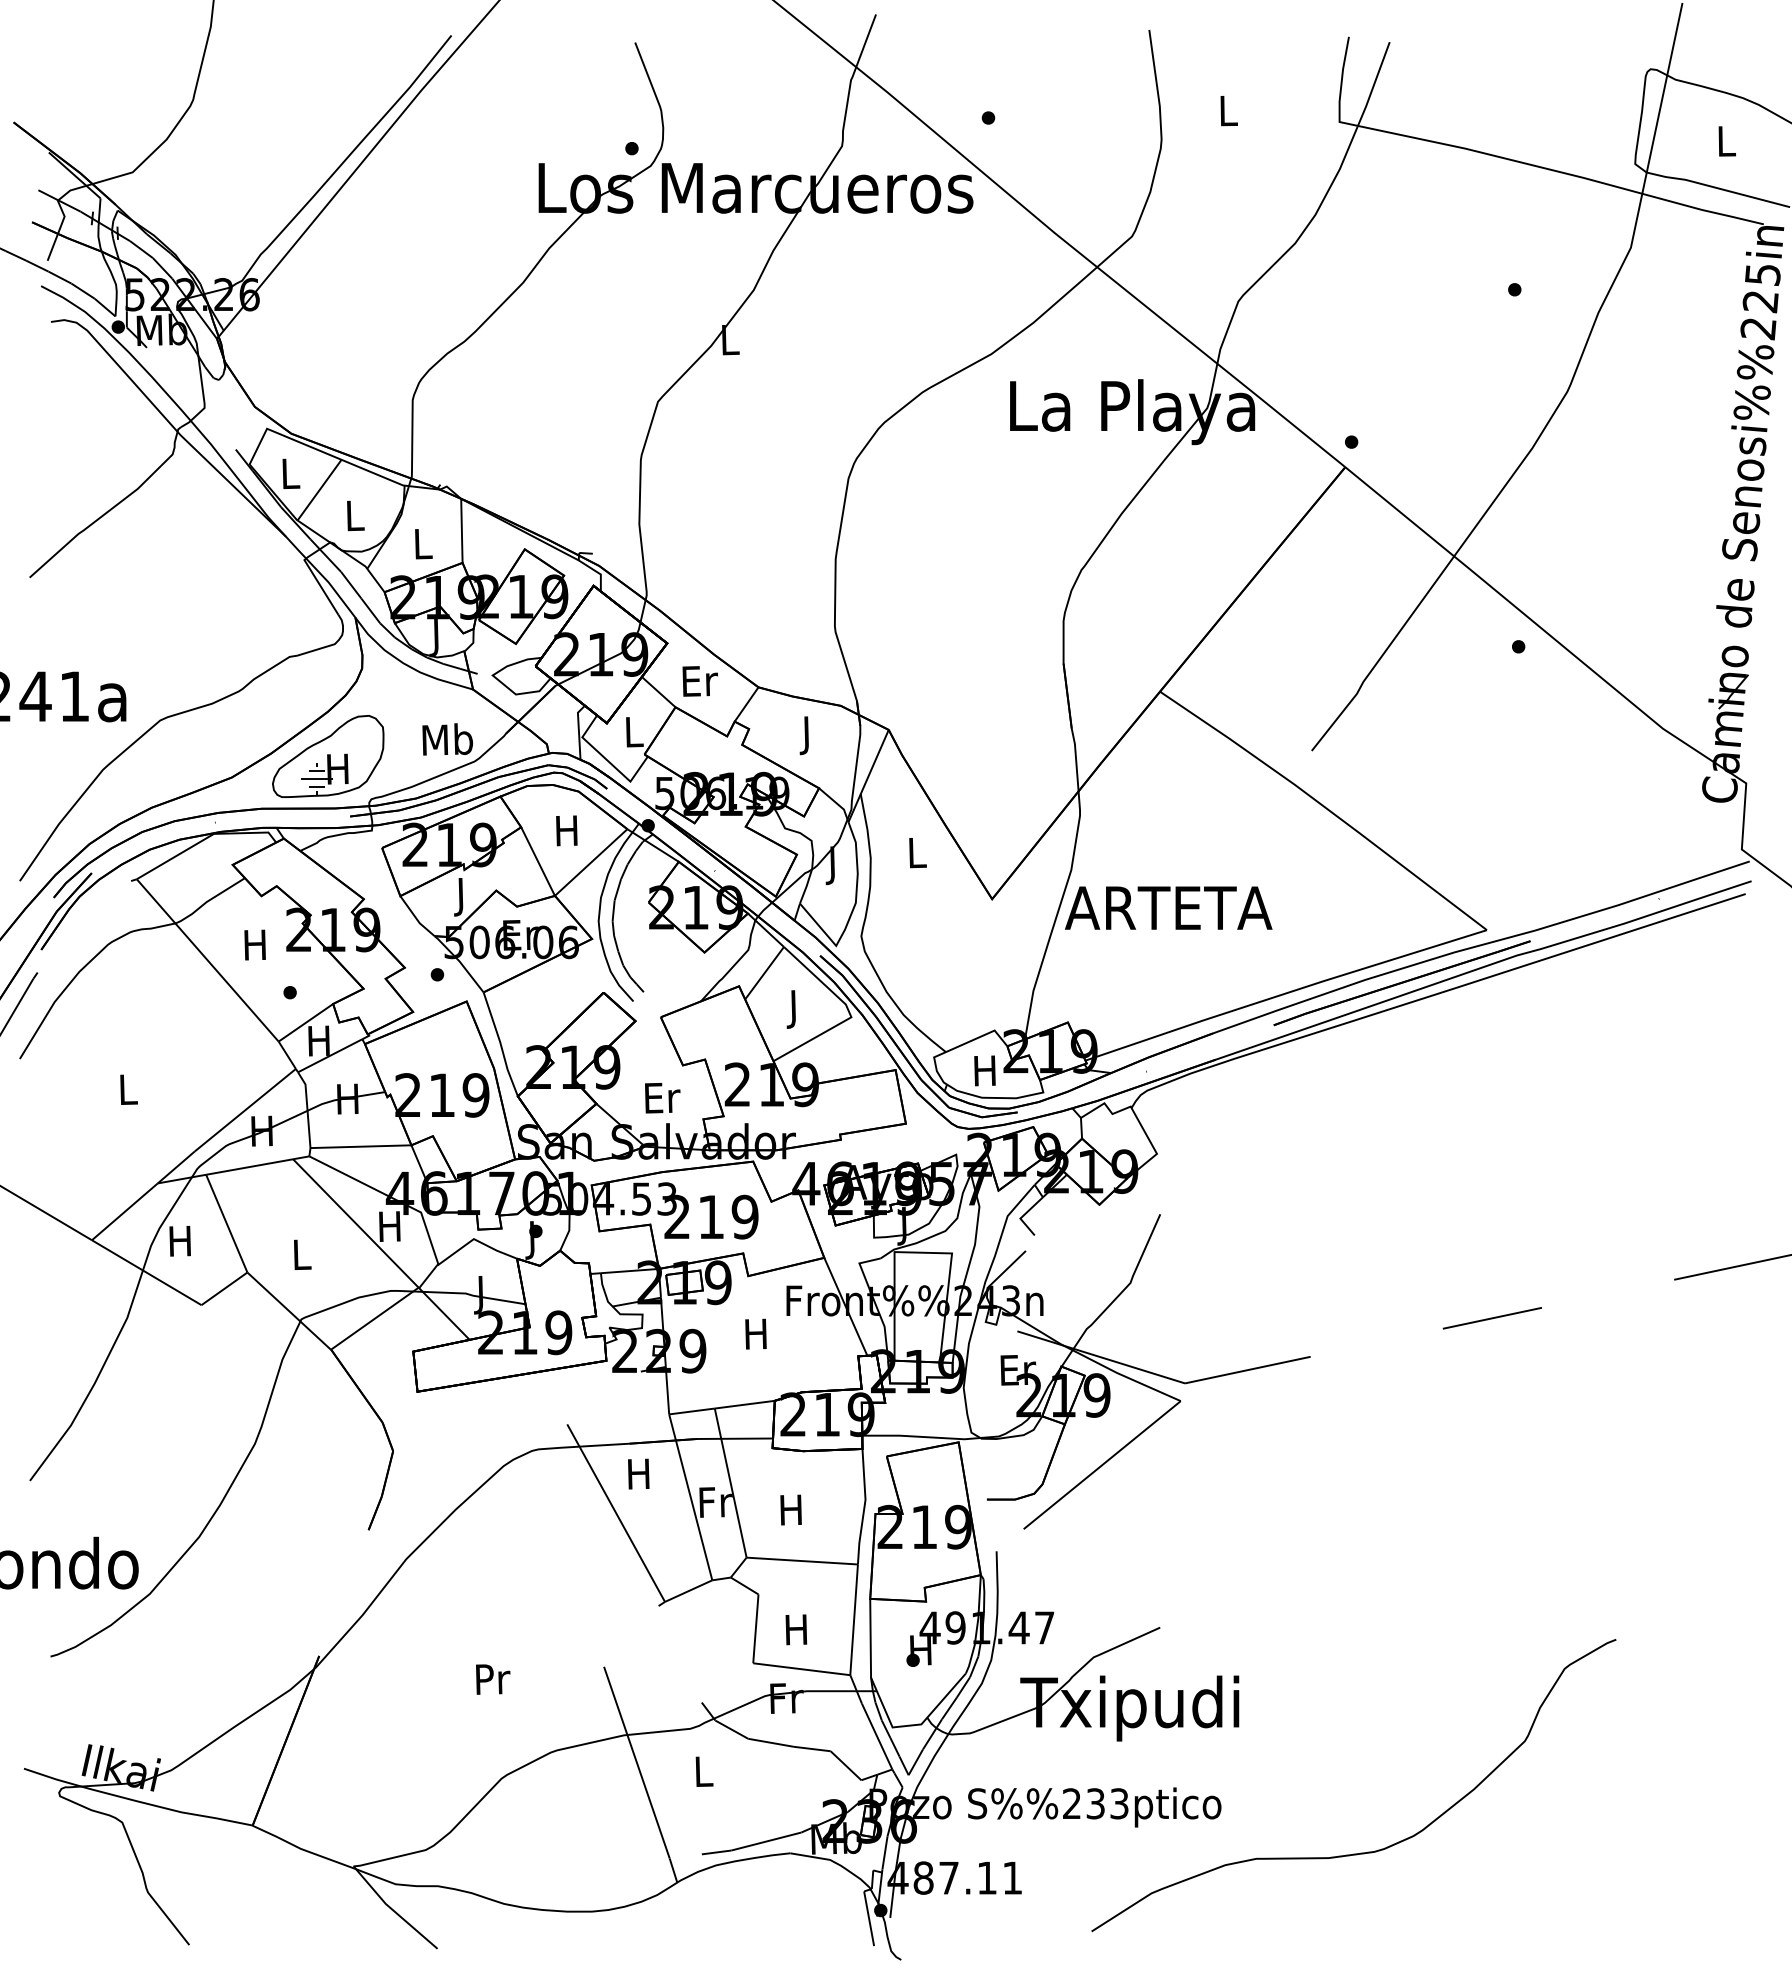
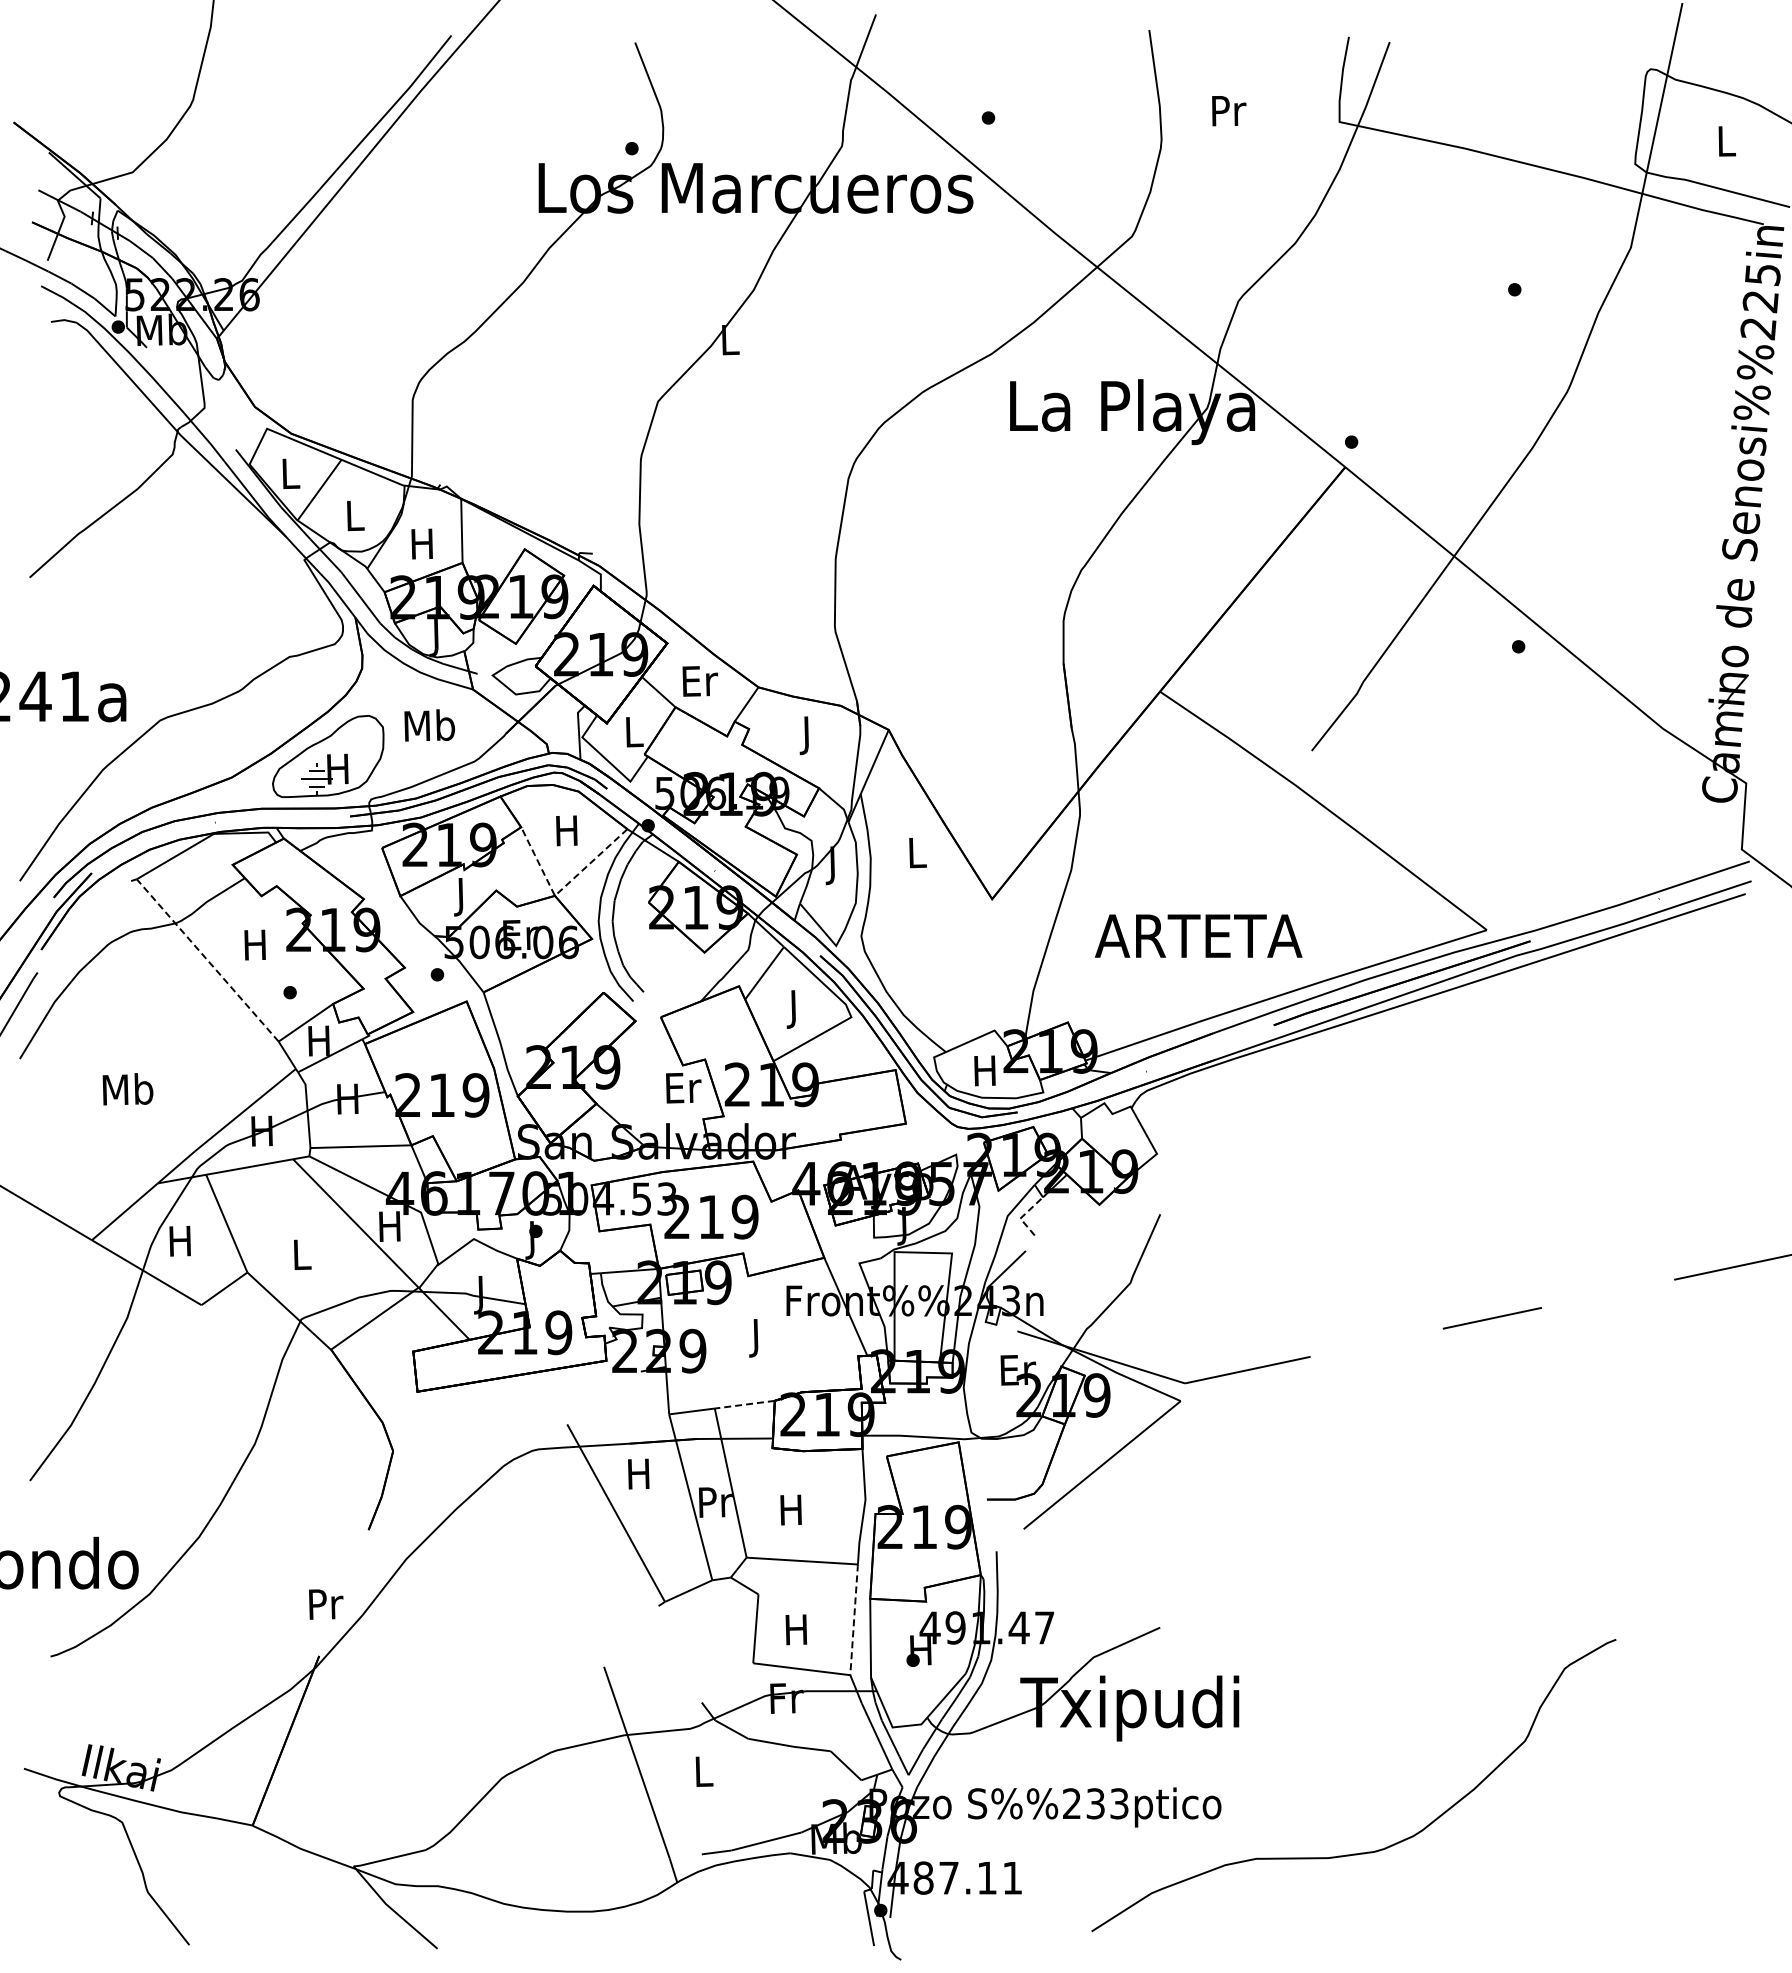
text: L -> Pr (1229, 110)
text: L -> H (421, 543)
text position: (447, 739) -> (429, 725) (429, 725)
line: solid -> dashed (562, 889)
text position: (1168, 907) -> (1198, 935) (1198, 935)
line: solid -> dashed (207, 960)
text: L -> Mb (127, 1089)
text position: (662, 1098) -> (683, 1088) (683, 1088)
line: solid -> dashed (1023, 1215)
text: H -> J (755, 1337)
line: solid -> dashed (744, 1404)
text: Fr -> Pr (715, 1502)
line: solid -> dashed (854, 1619)
text position: (493, 1679) -> (326, 1604) (326, 1604)
